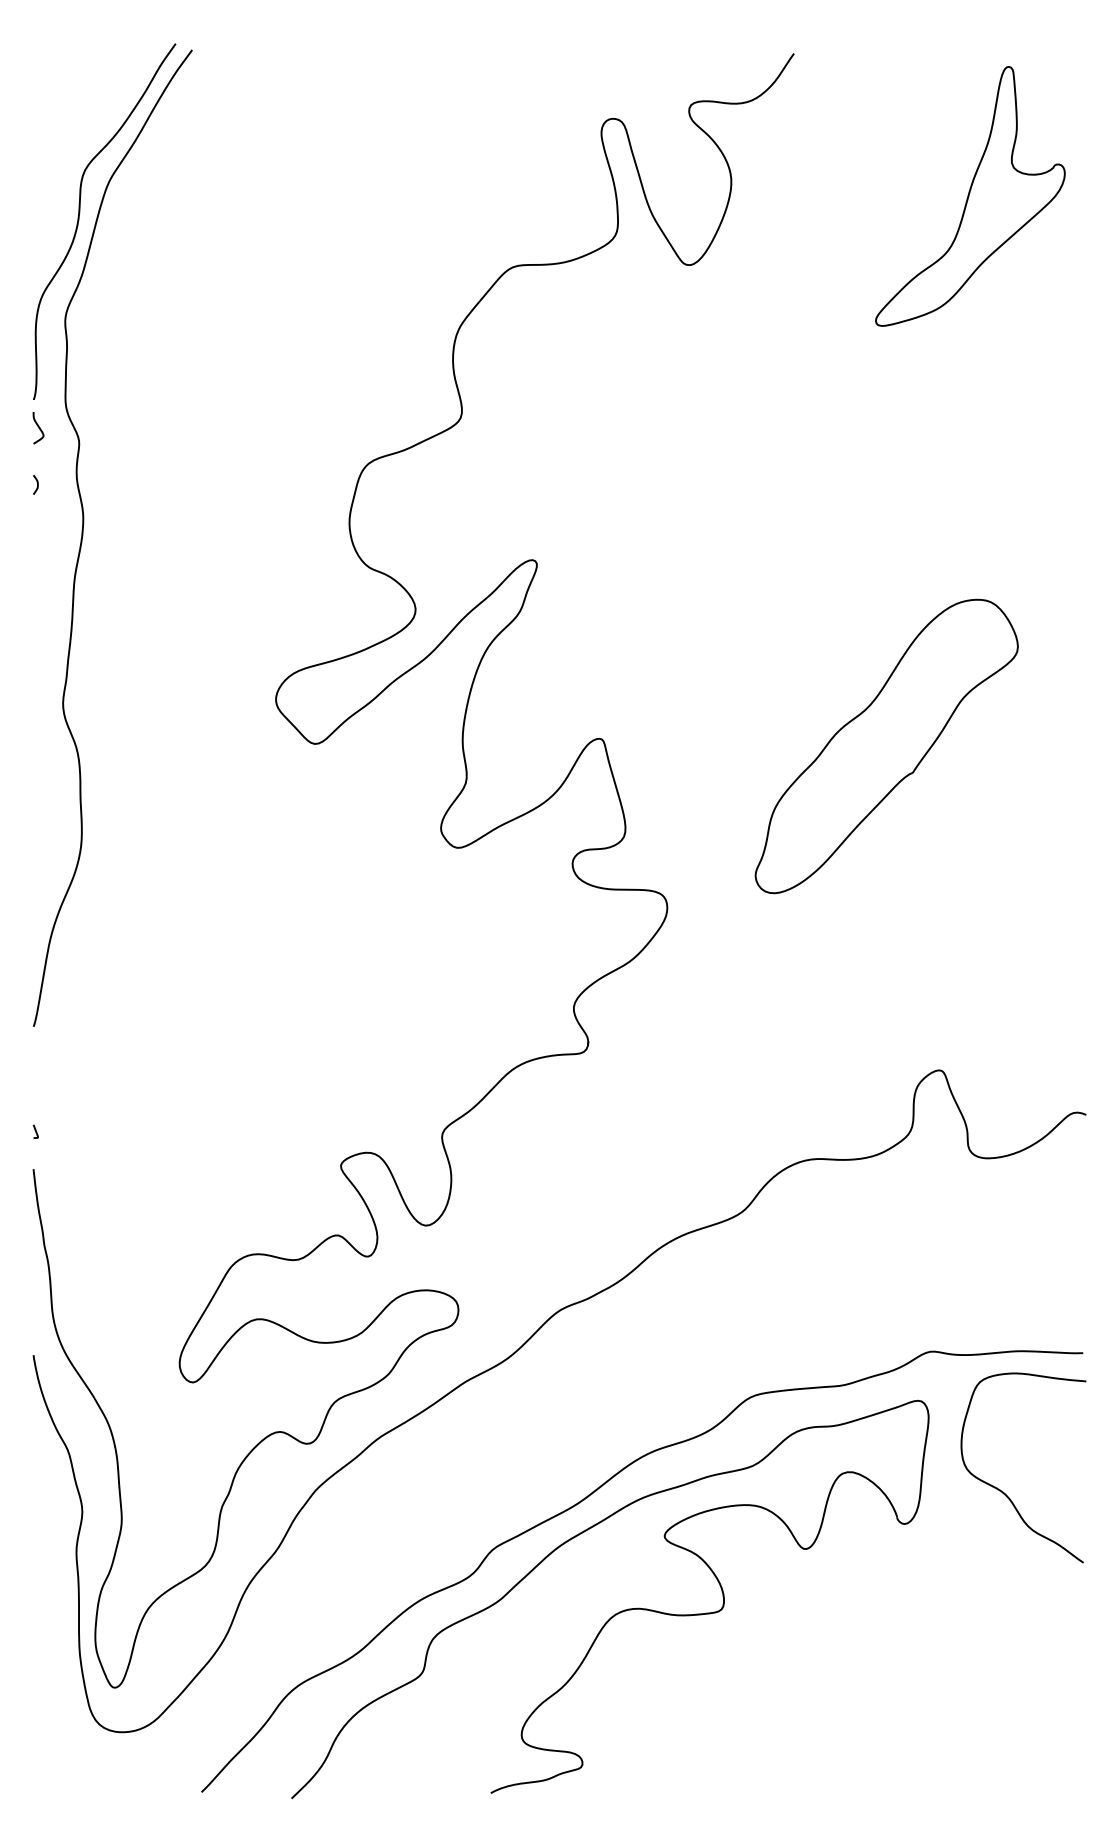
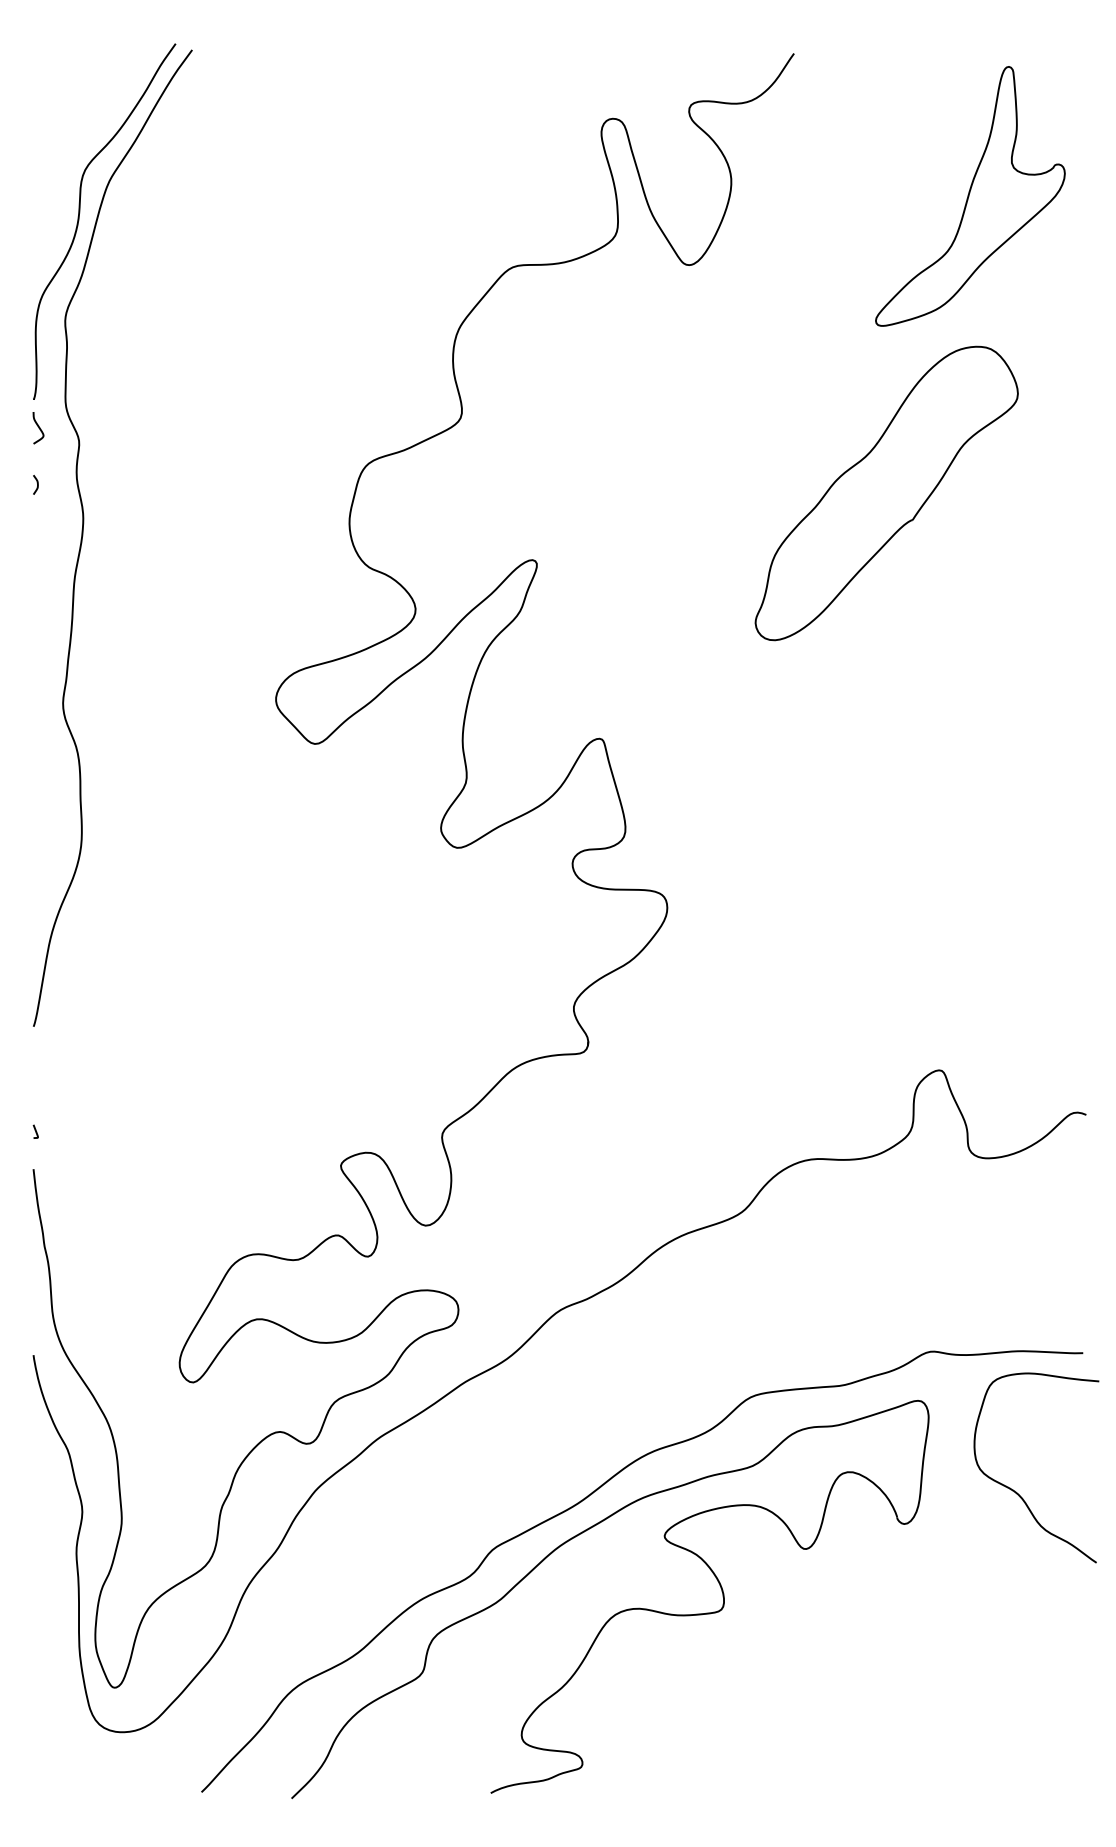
part position: (886, 746) -> (886, 493) (886, 493)
curve position: (1003, 1491) -> (1016, 1491) (1016, 1491)
